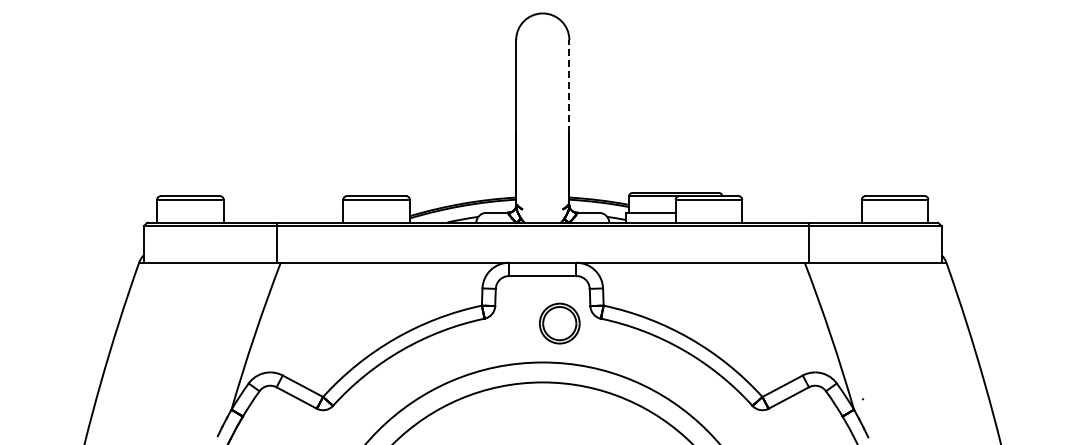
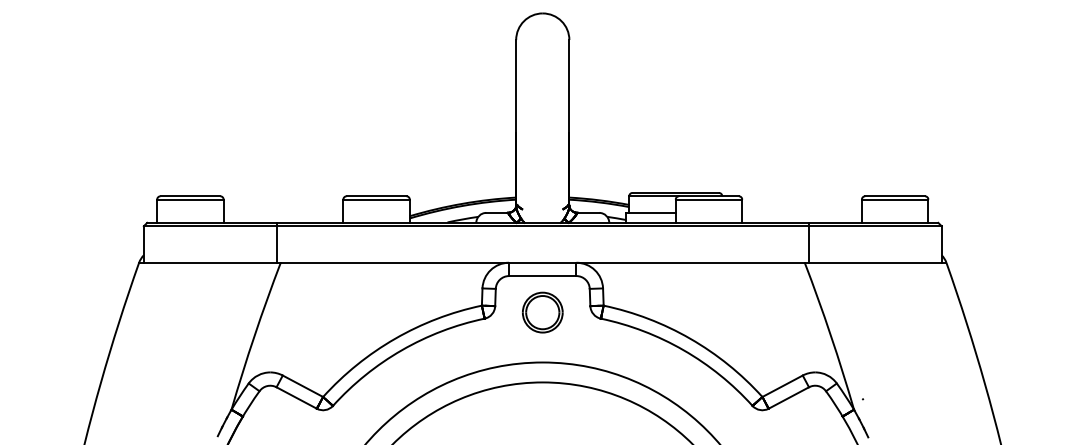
line: dashed -> solid (569, 86)
part position: (559, 323) -> (542, 312) (542, 312)
